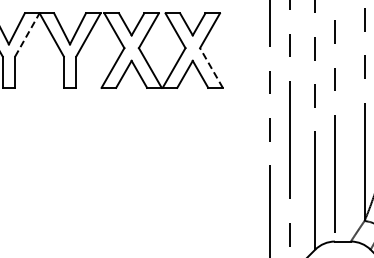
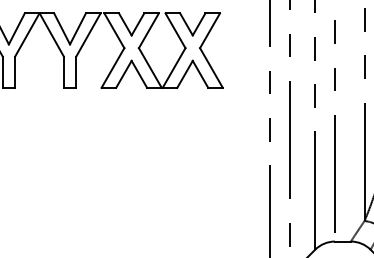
line: dashed -> solid (27, 35)
line: dashed -> solid (211, 68)
